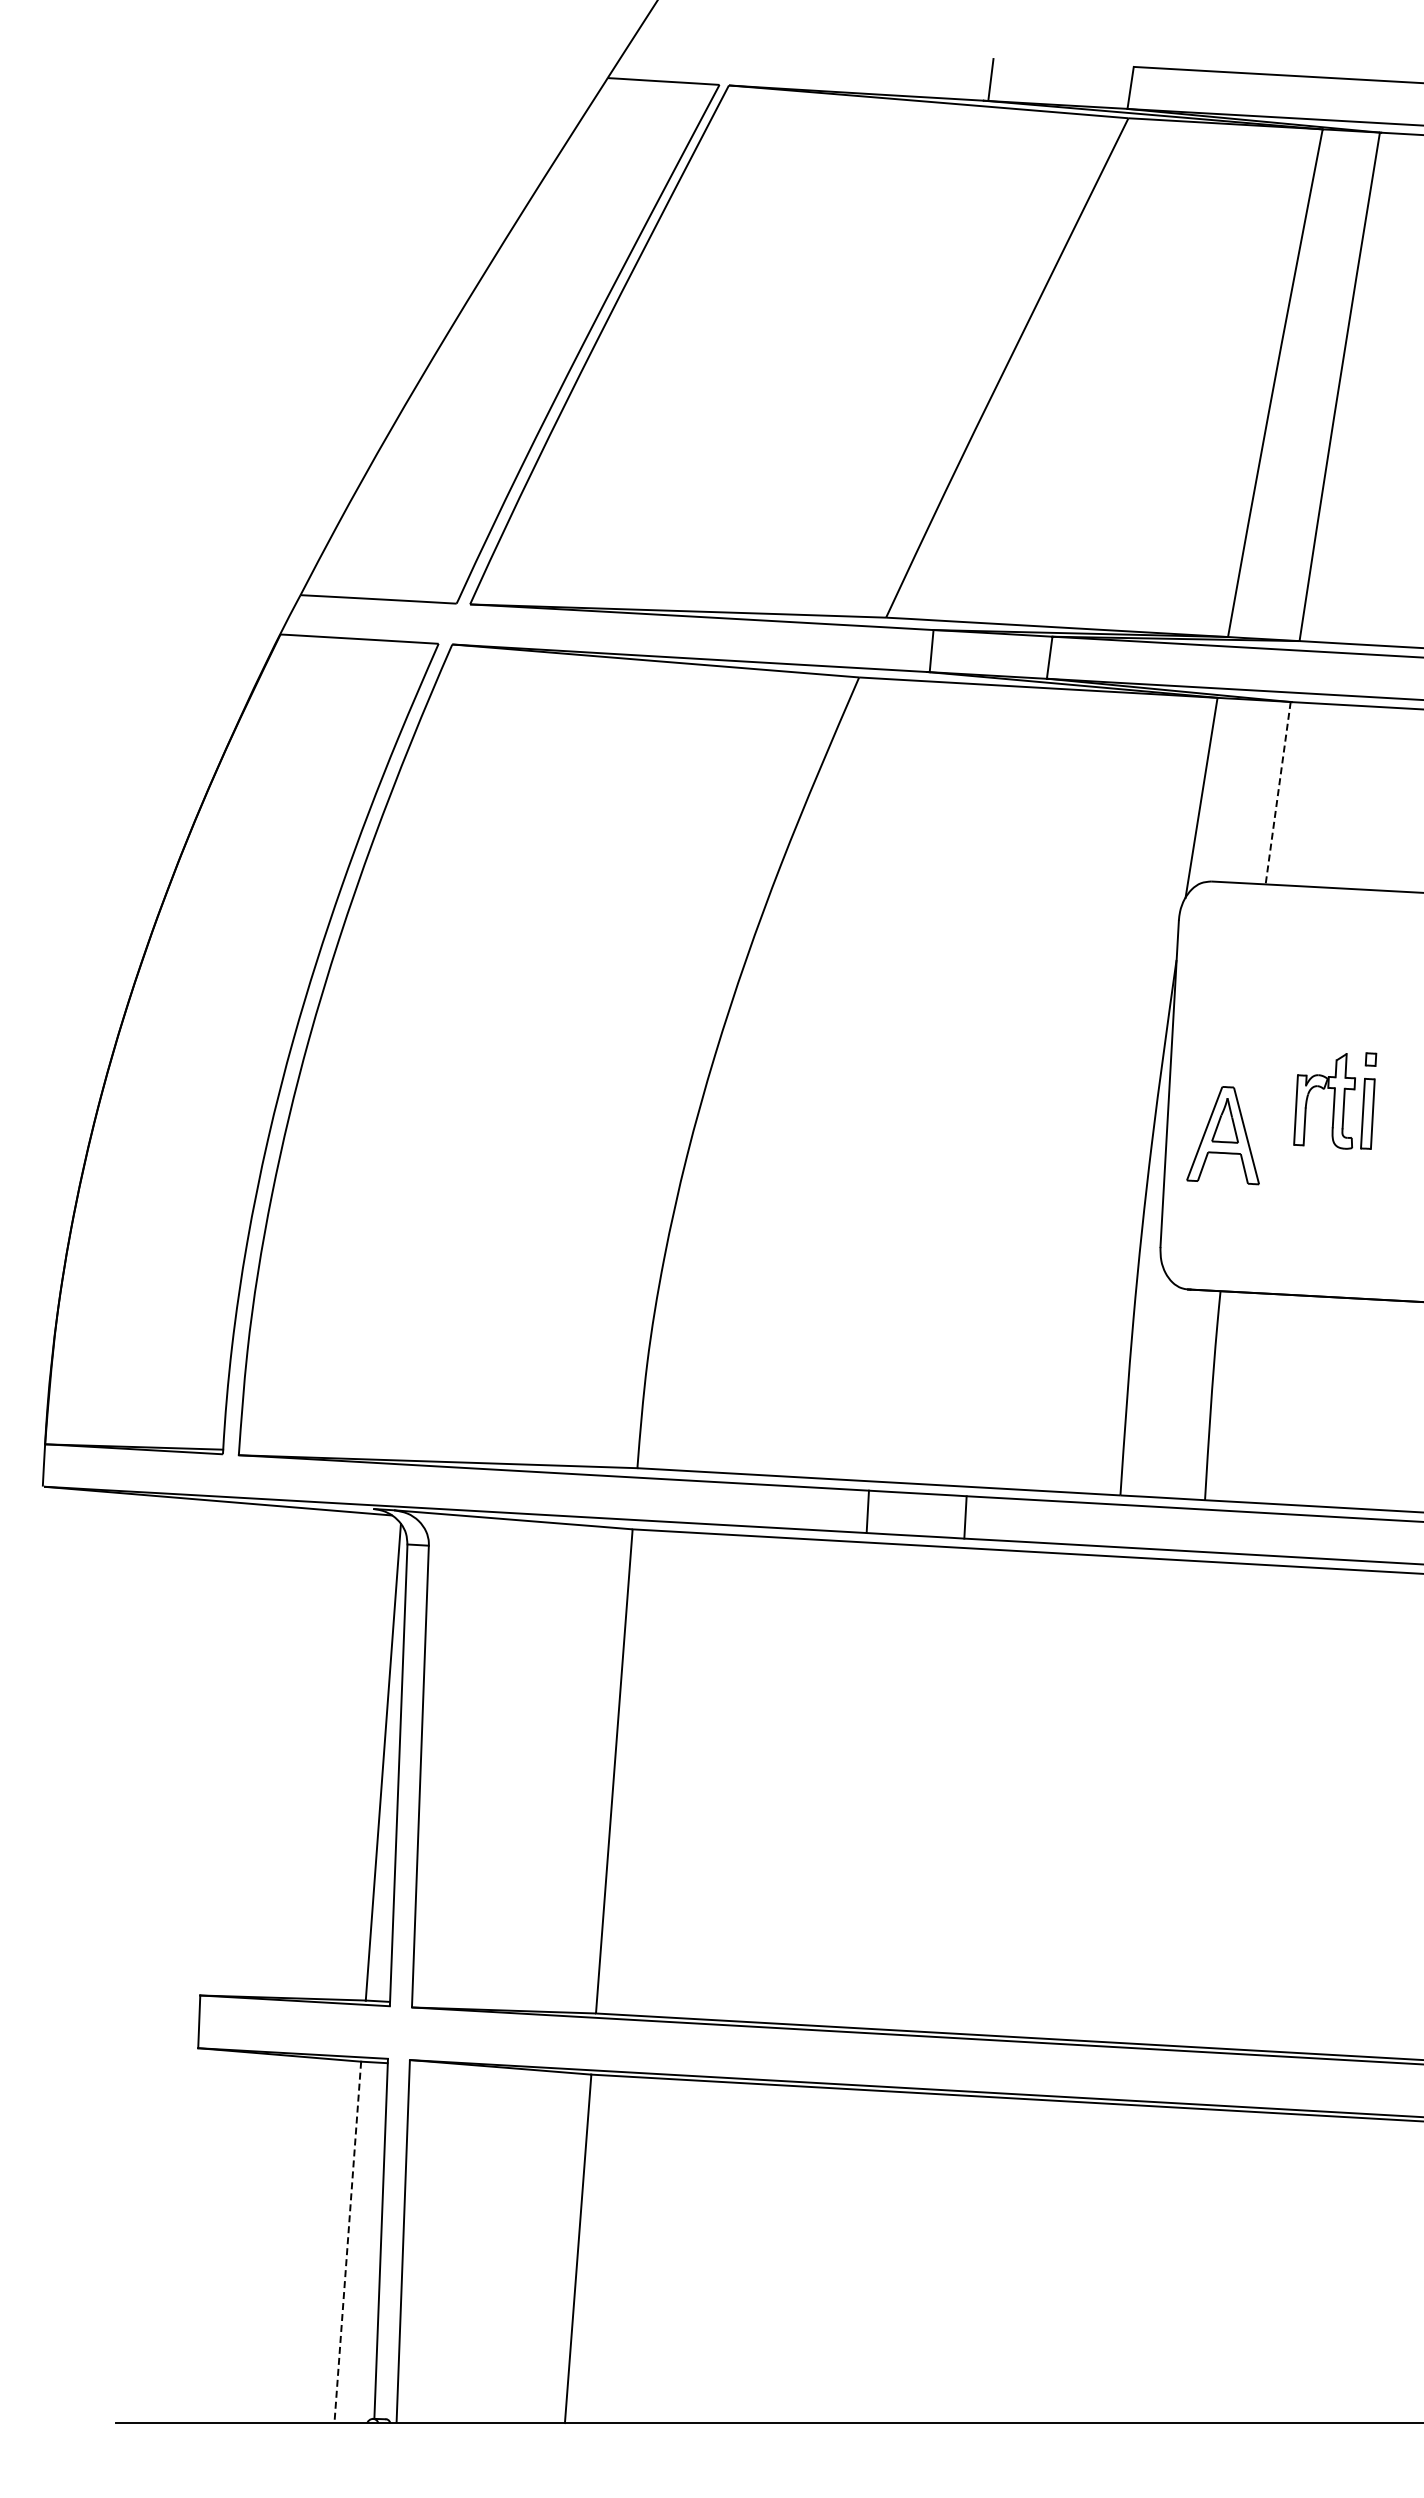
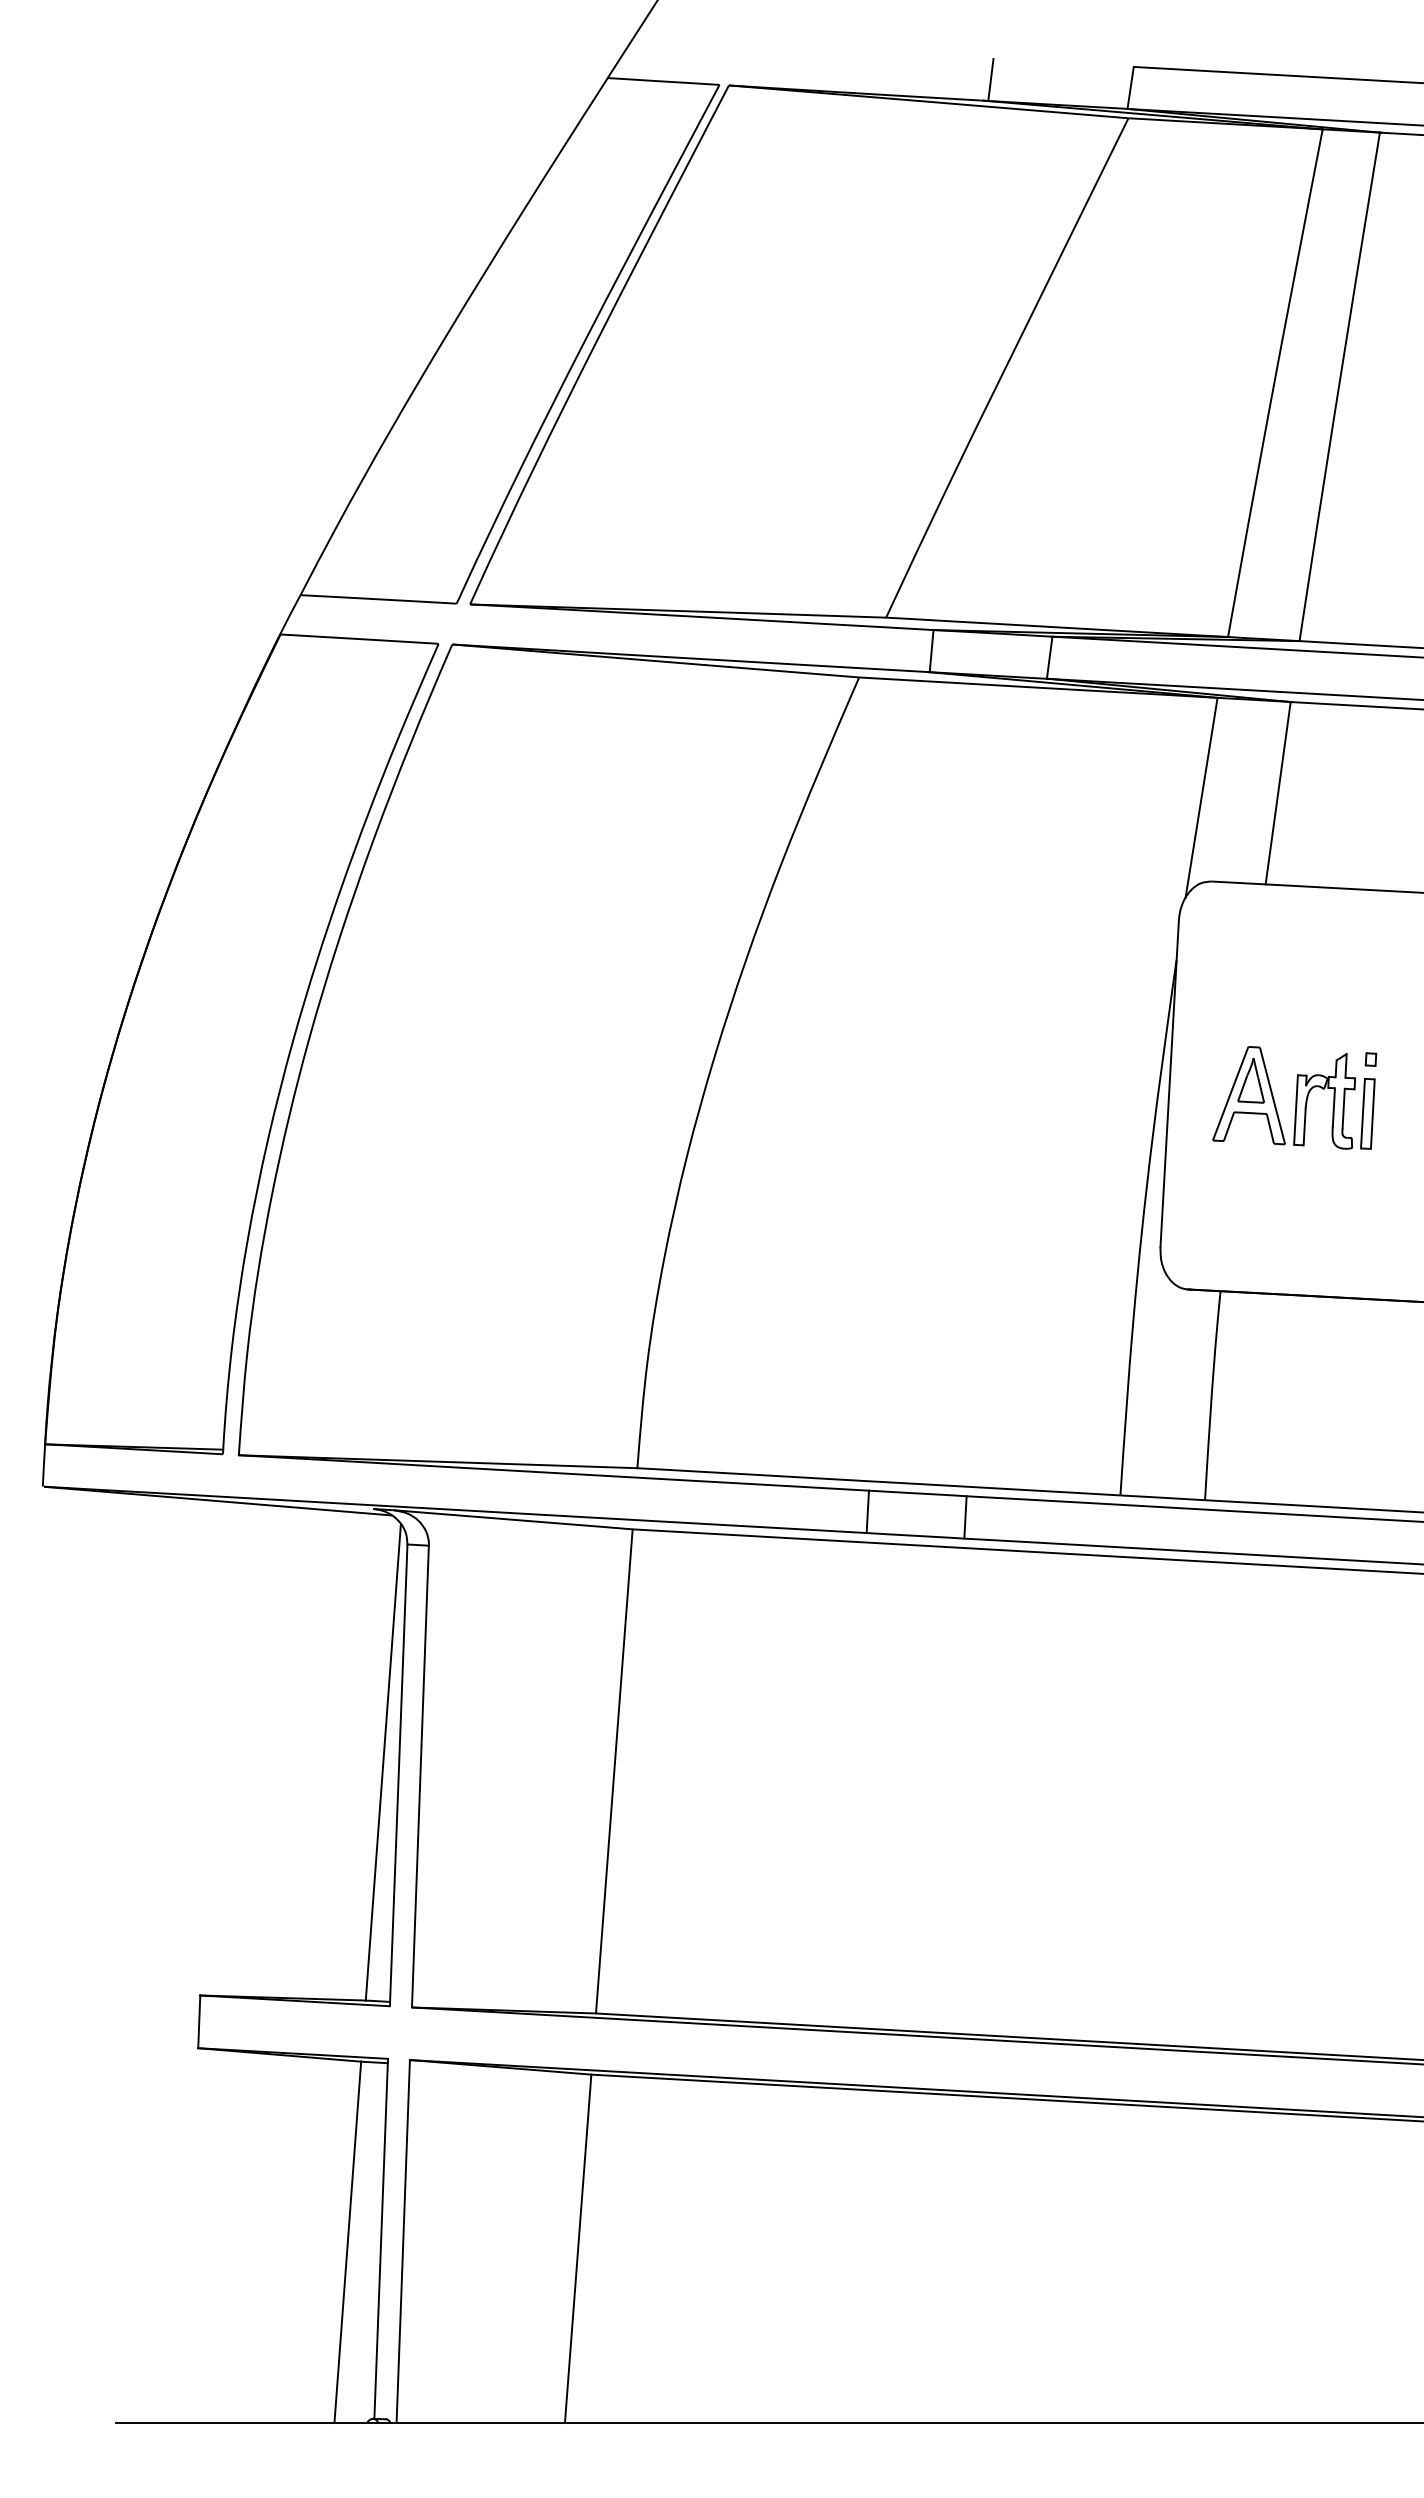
line: dashed -> solid (1278, 793)
part position: (1222, 1135) -> (1248, 1095) (1248, 1095)
line: dashed -> solid (347, 2242)
